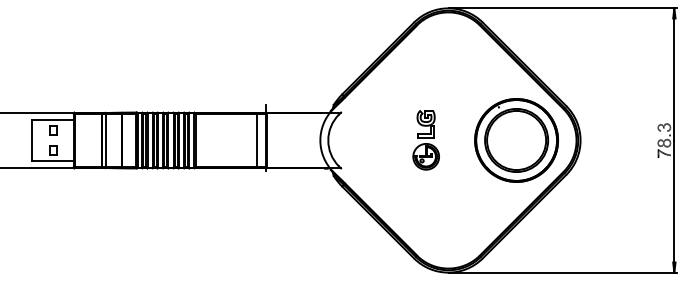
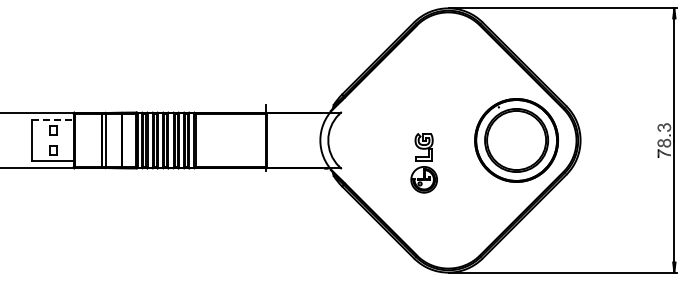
line: solid -> dashed (52, 120)
line: present -> none (256, 140)
part position: (425, 140) -> (423, 163) (423, 163)
